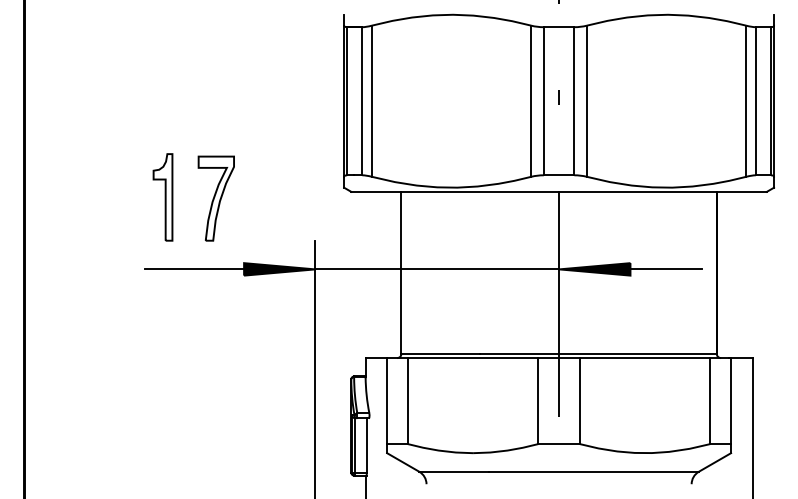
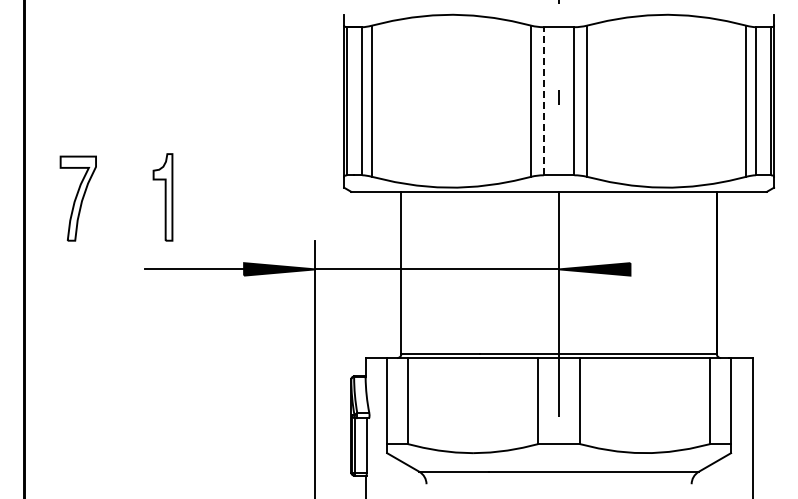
line: solid -> dashed (543, 100)
part position: (215, 198) -> (77, 198) (77, 198)
line: present -> none (666, 269)
